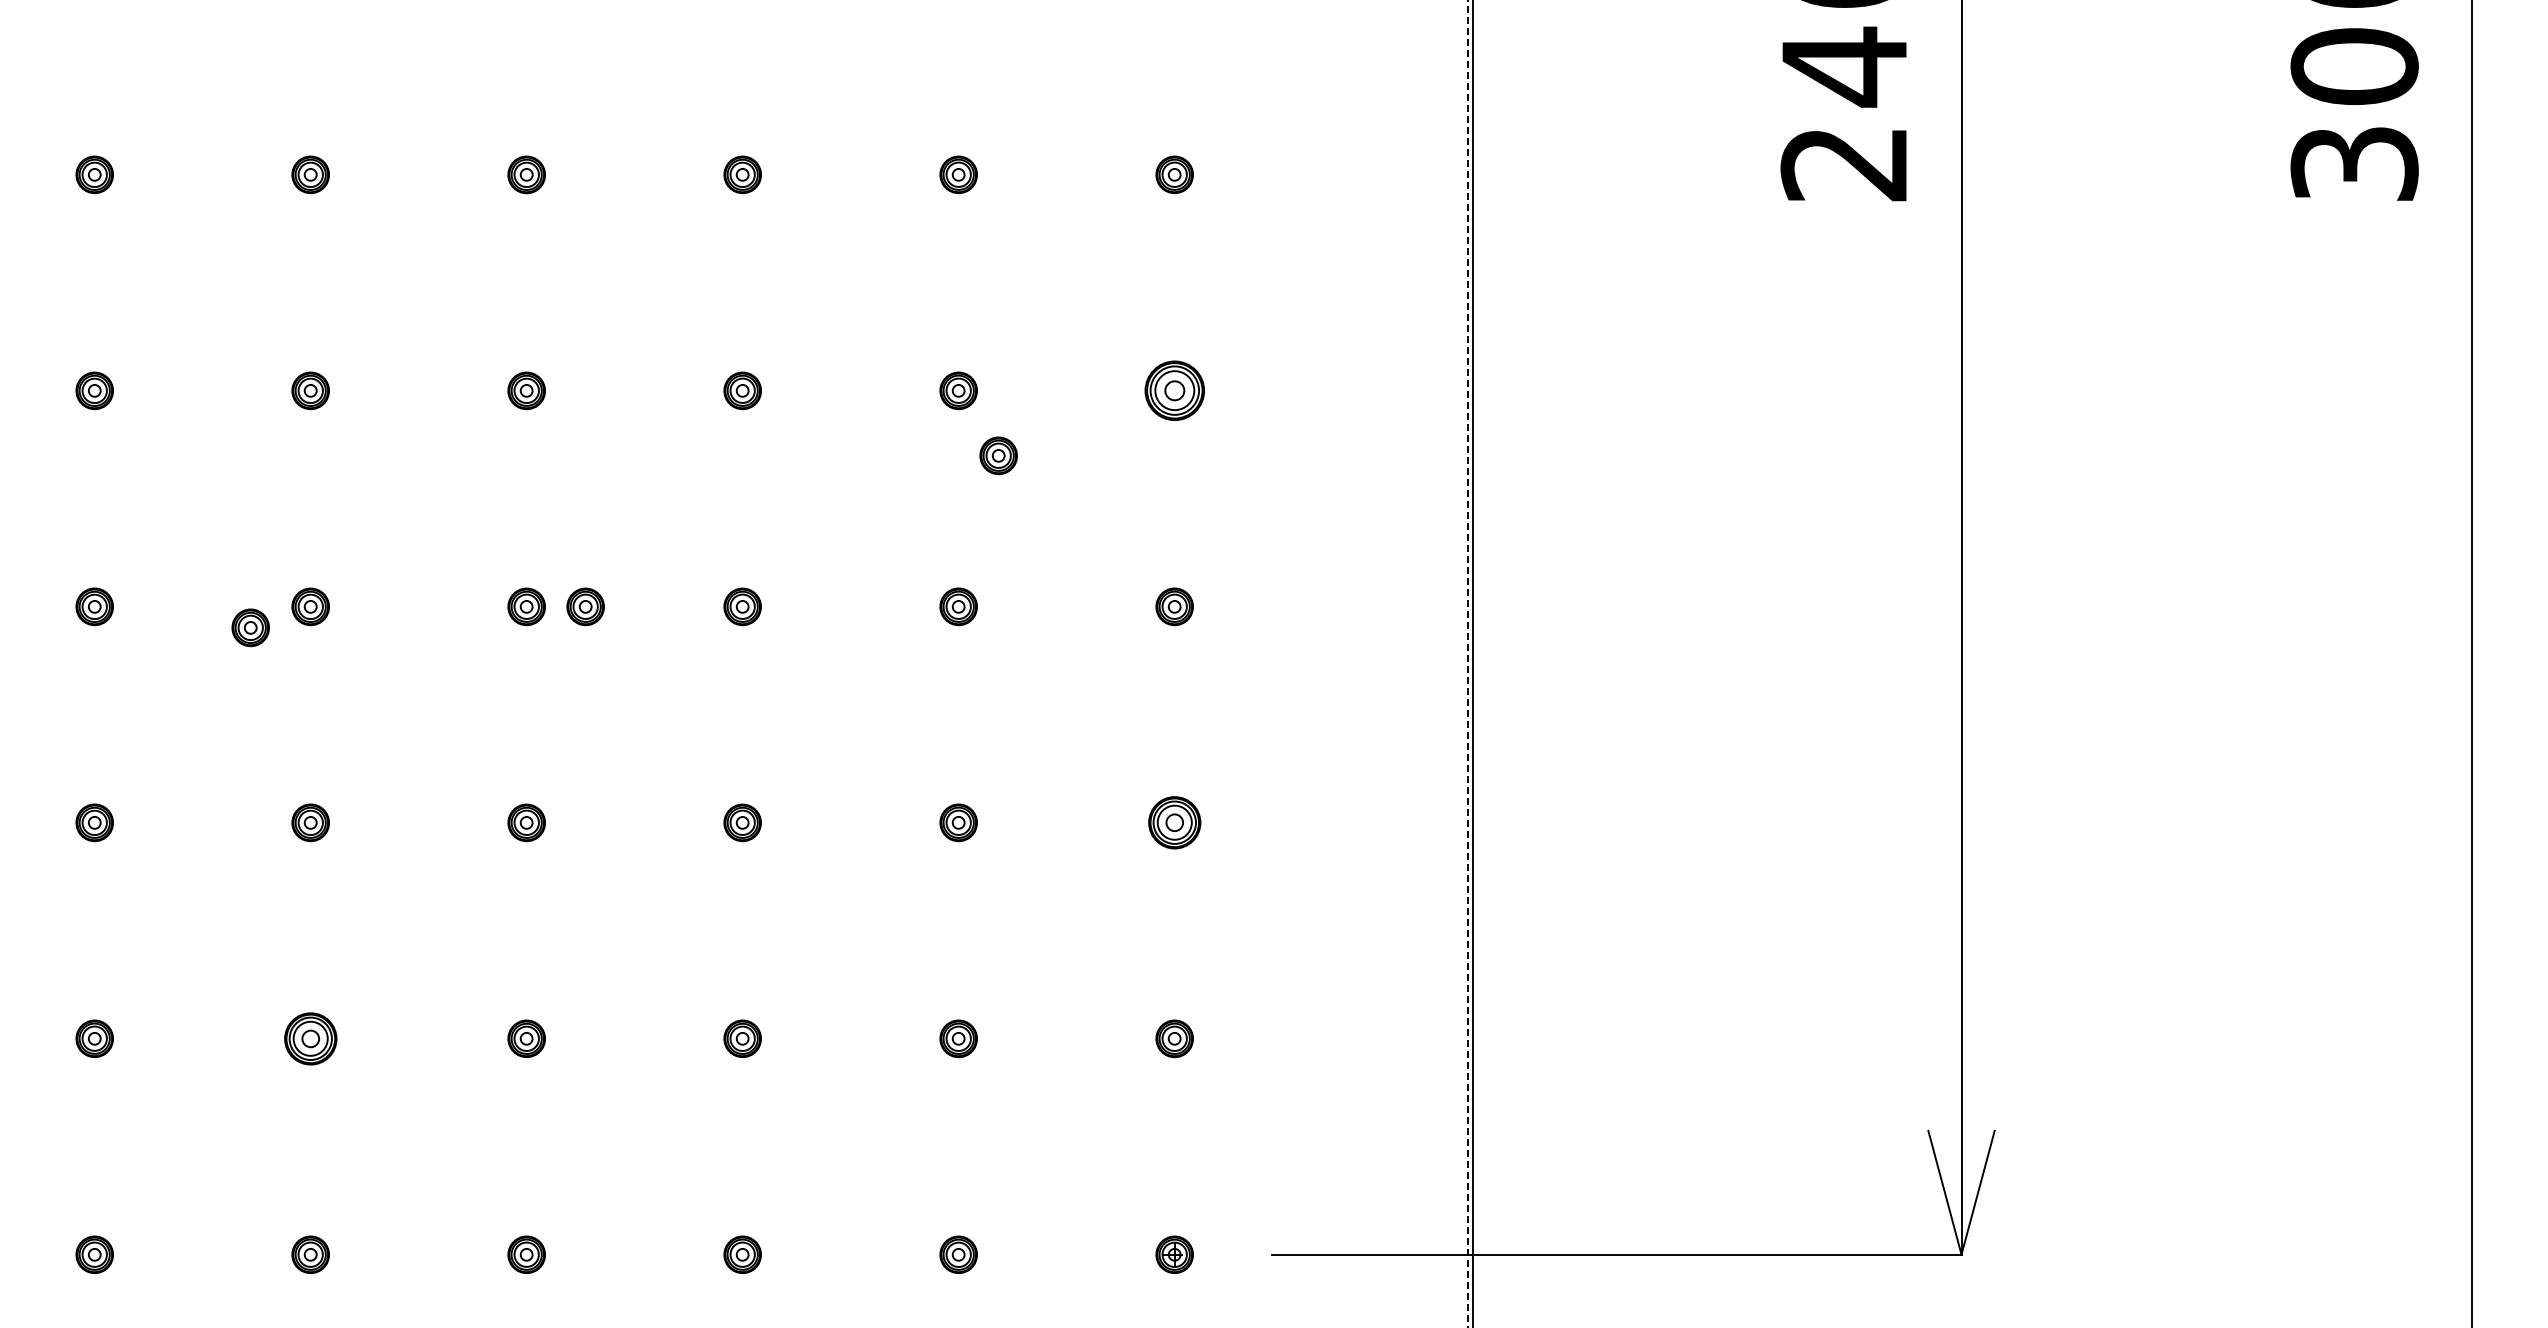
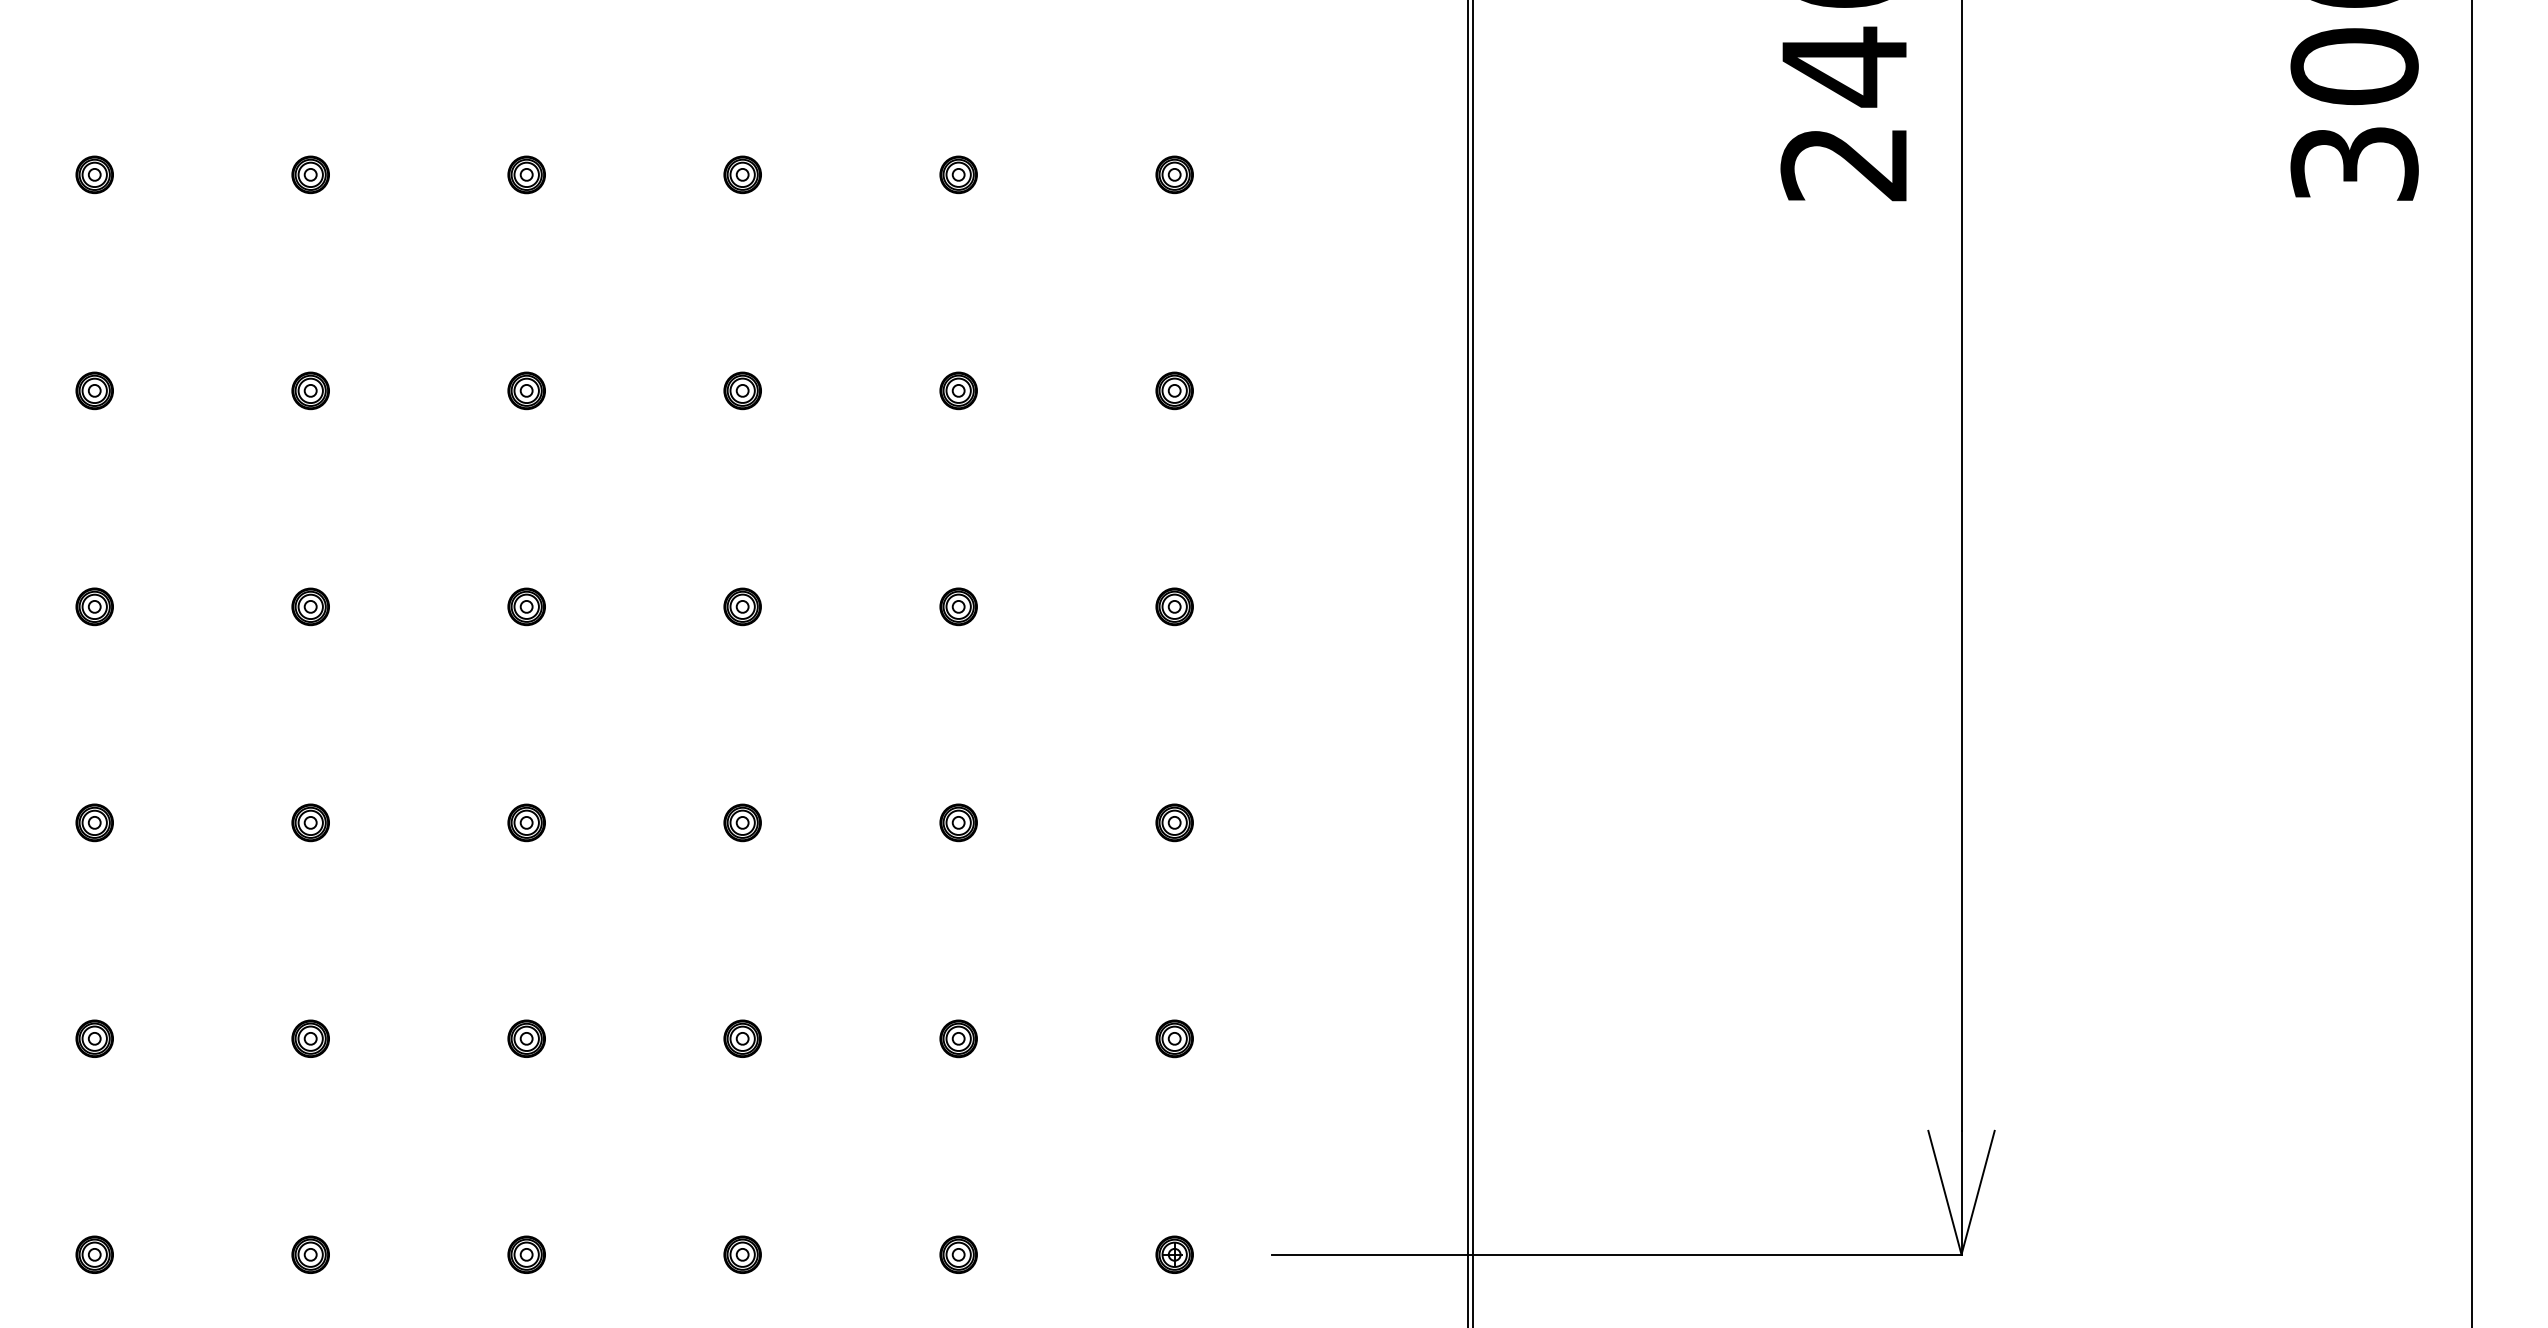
part size: 61x61 px -> 39x40 px (1174, 390)
part: present -> none (998, 455)
part: present -> none (585, 606)
part: present -> none (250, 627)
line: dashed -> solid (1467, 663)
part size: 54x54 px -> 39x40 px (1174, 822)
part size: 54x54 px -> 39x39 px (310, 1038)
